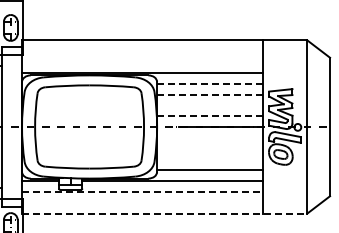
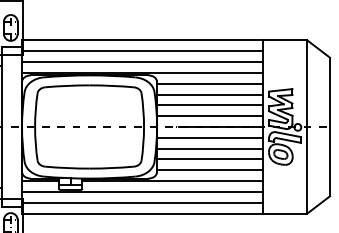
line: none -> present (142, 51)
line: none -> present (142, 62)
line: dashed -> solid (209, 83)
line: dashed -> solid (209, 94)
line: none -> present (209, 105)
line: dashed -> solid (209, 116)
line: none -> present (209, 137)
line: none -> present (209, 148)
line: none -> present (209, 159)
line: dashed -> solid (142, 191)
line: none -> present (142, 202)
line: dashed -> solid (164, 213)
